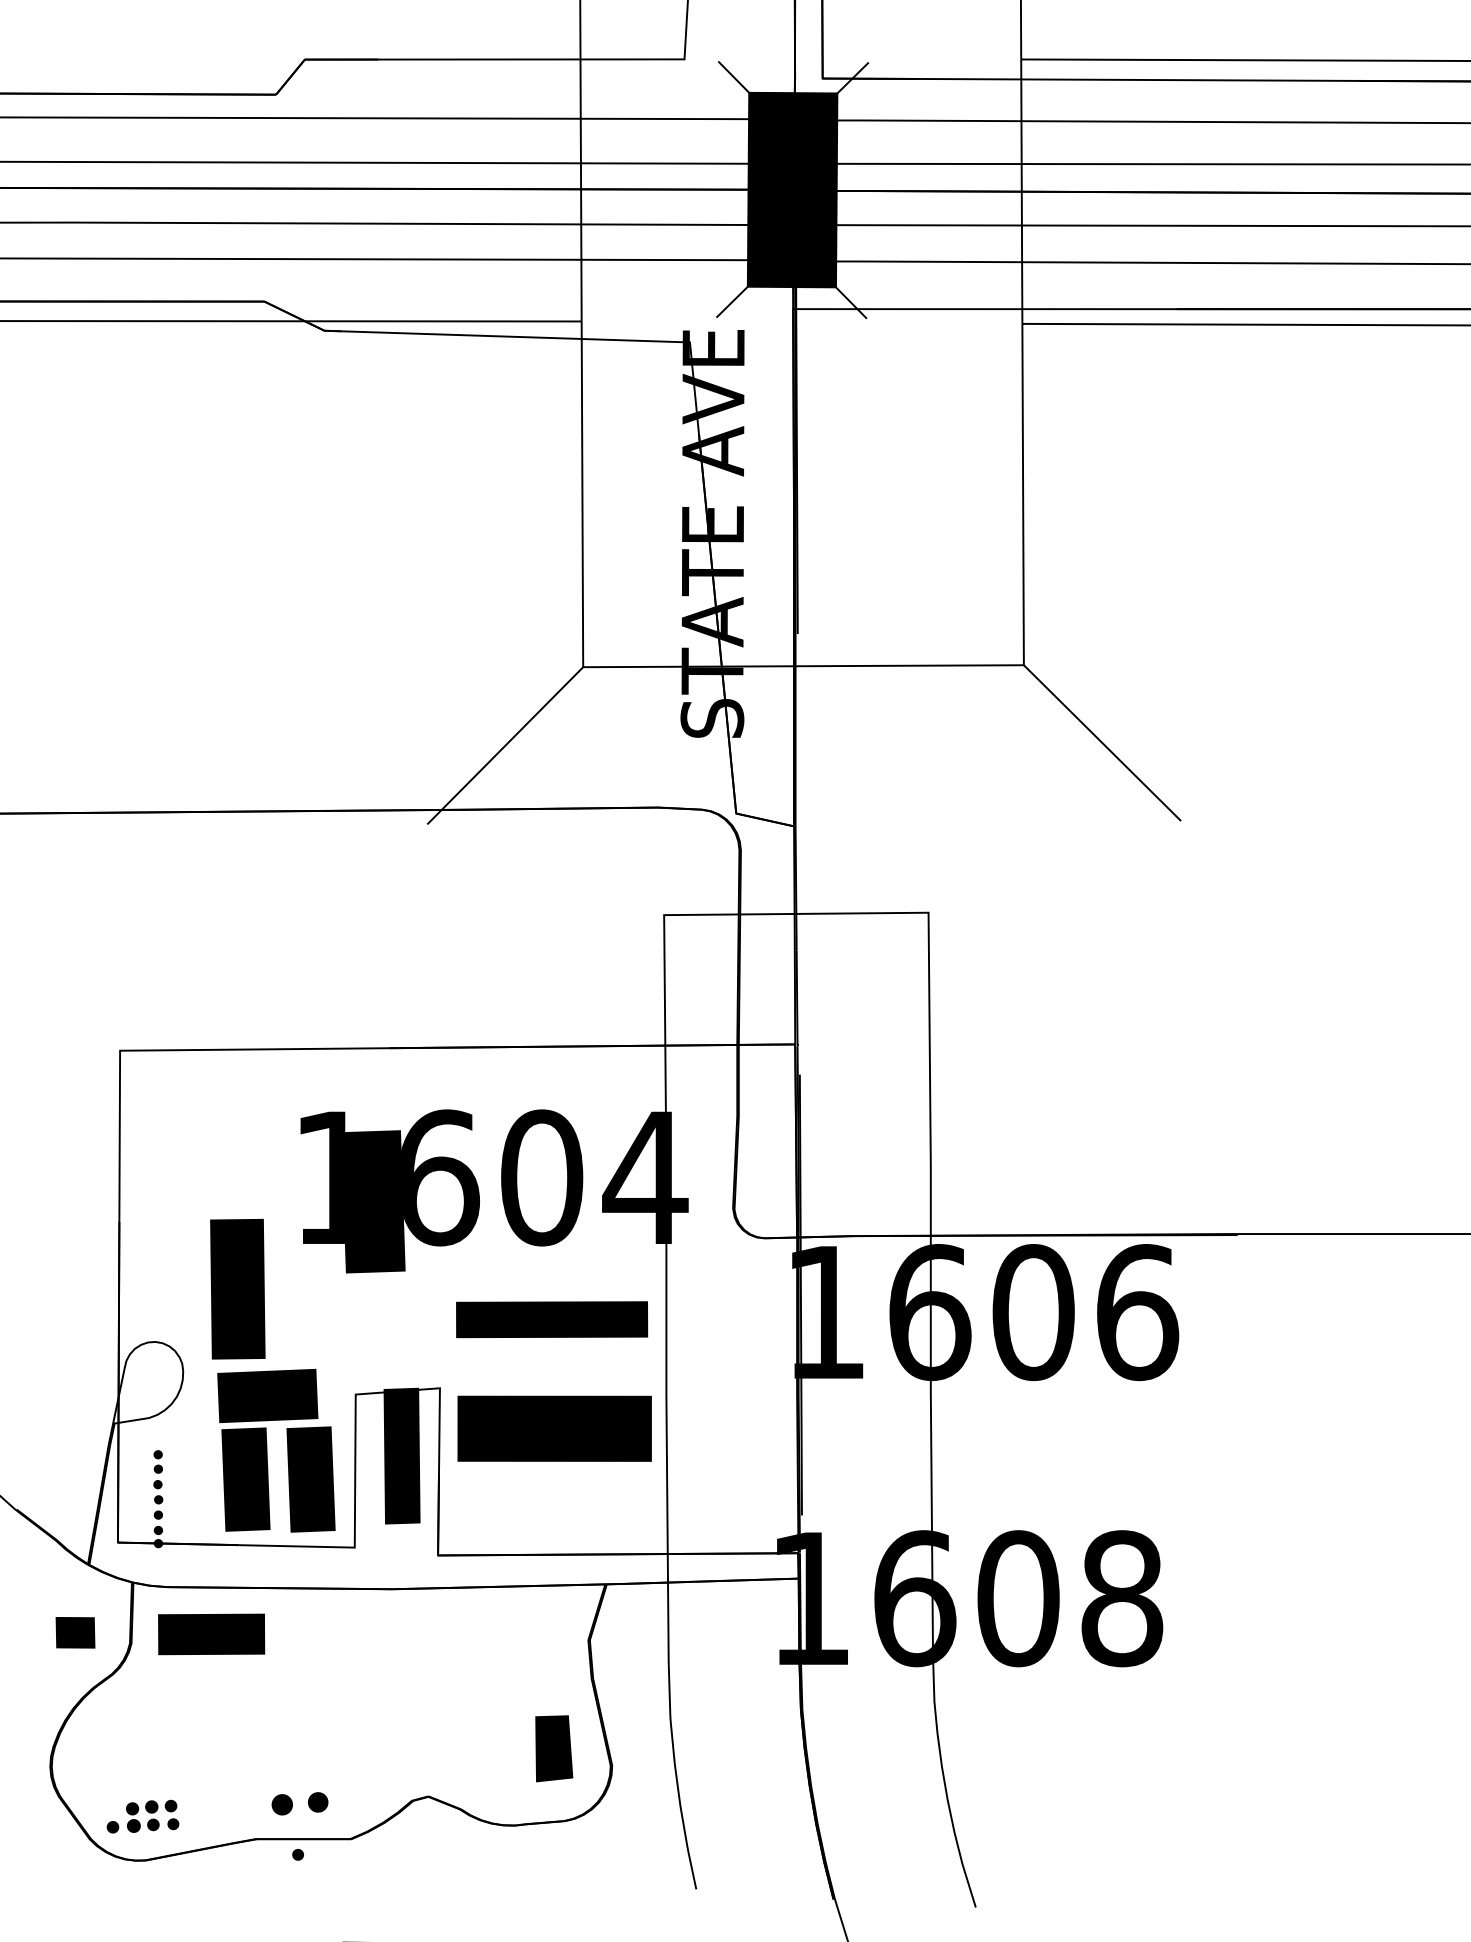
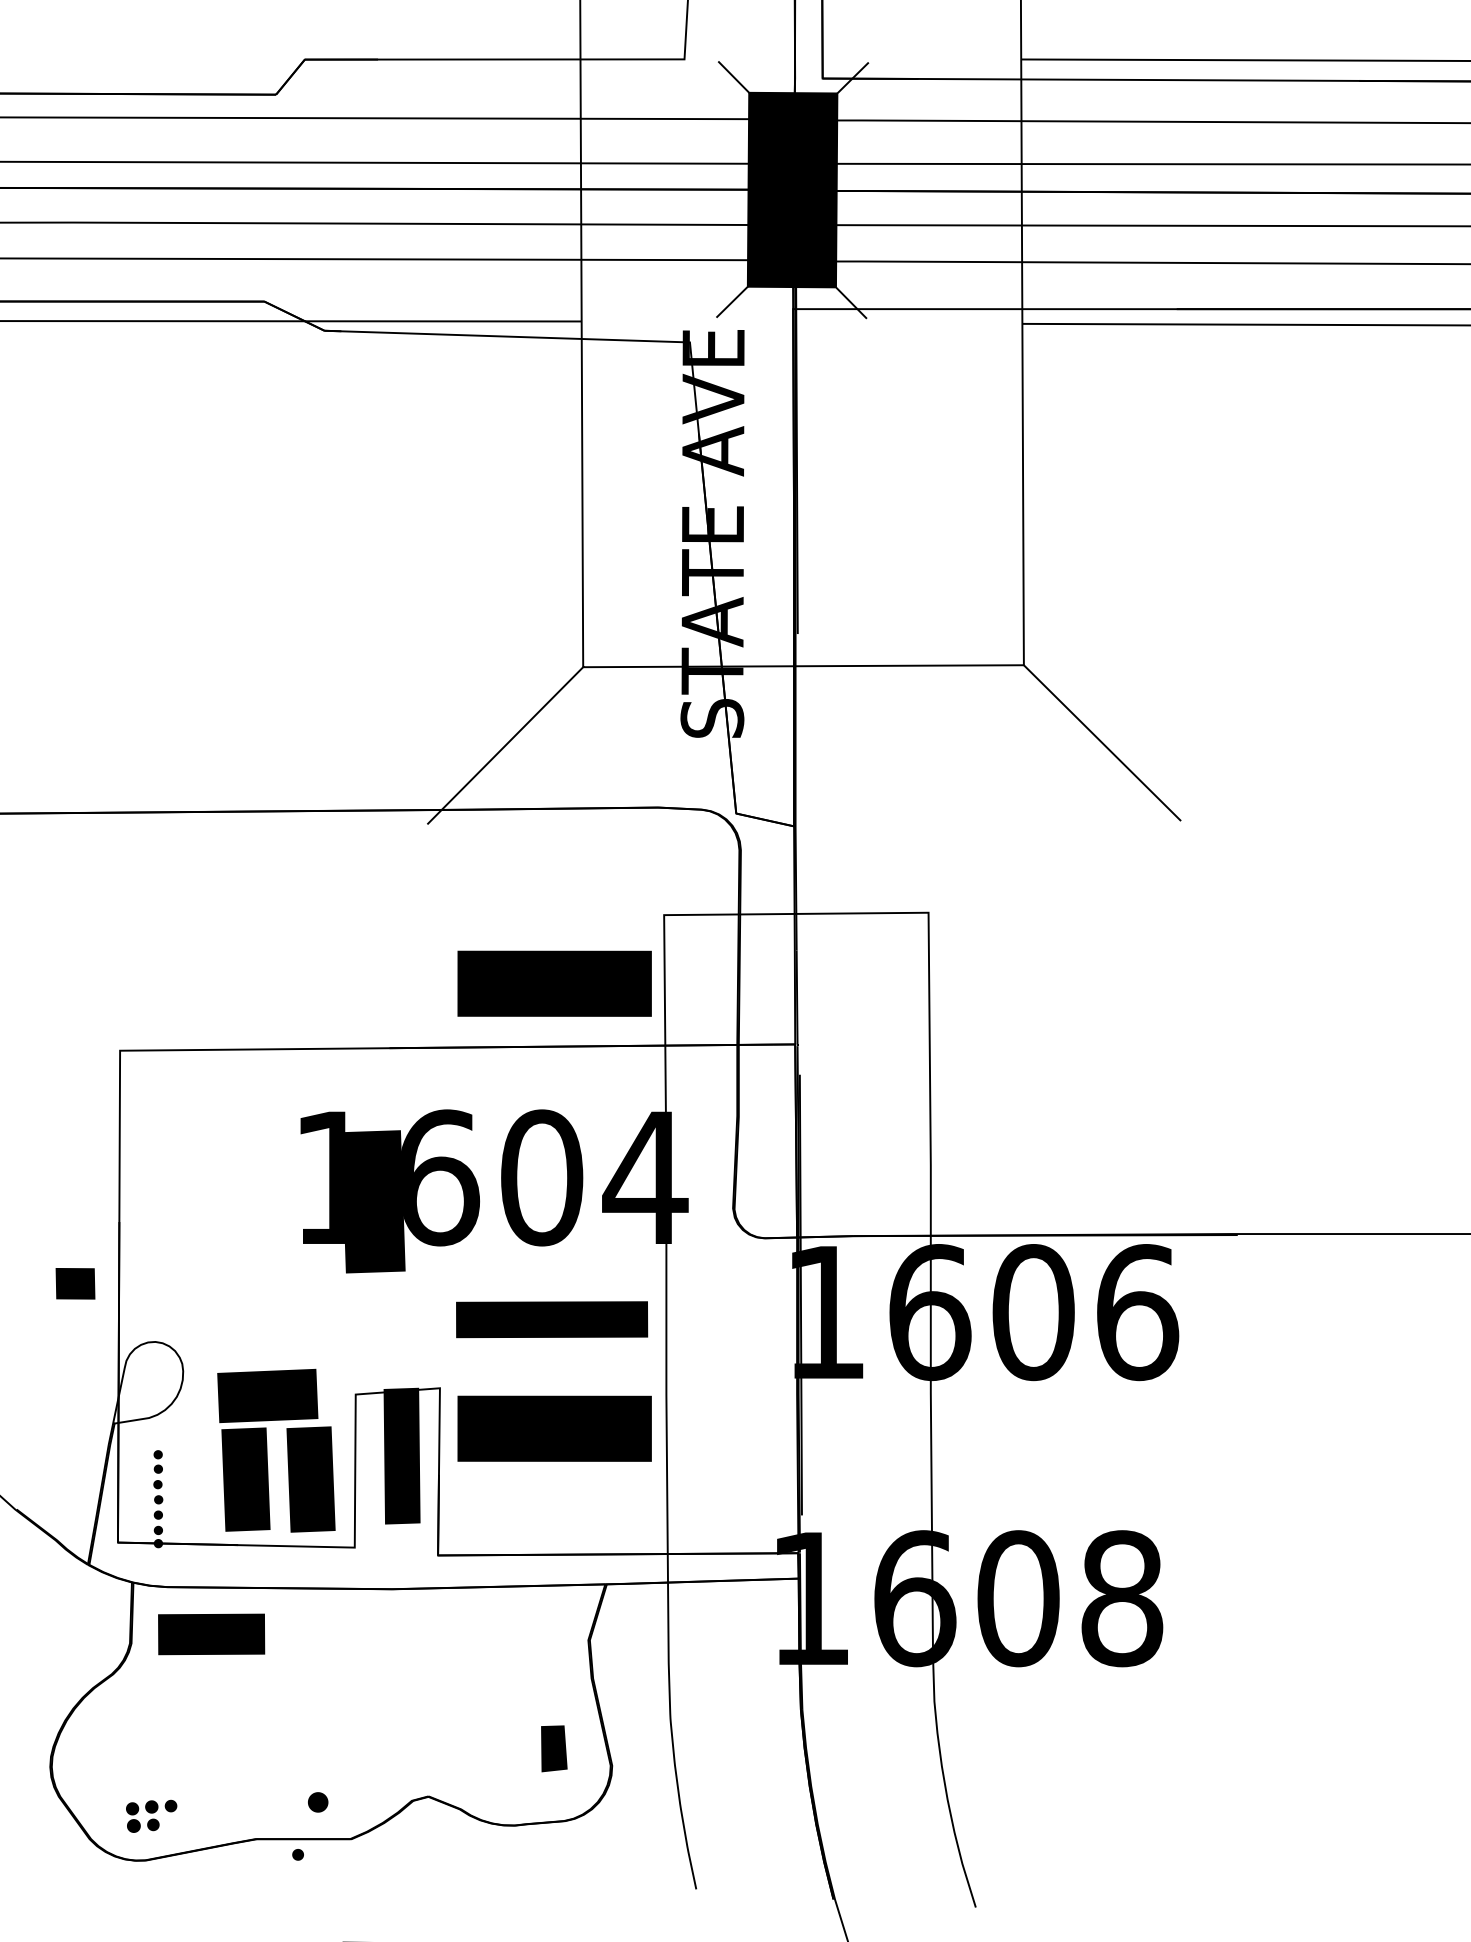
part: none -> present (554, 983)
part: present -> none (237, 1288)
part position: (75, 1632) -> (75, 1283) (75, 1283)
part size: 39x68 px -> 27x48 px (554, 1748)
fill: present -> none (282, 1804)
fill: present -> none (173, 1824)
fill: present -> none (112, 1826)
